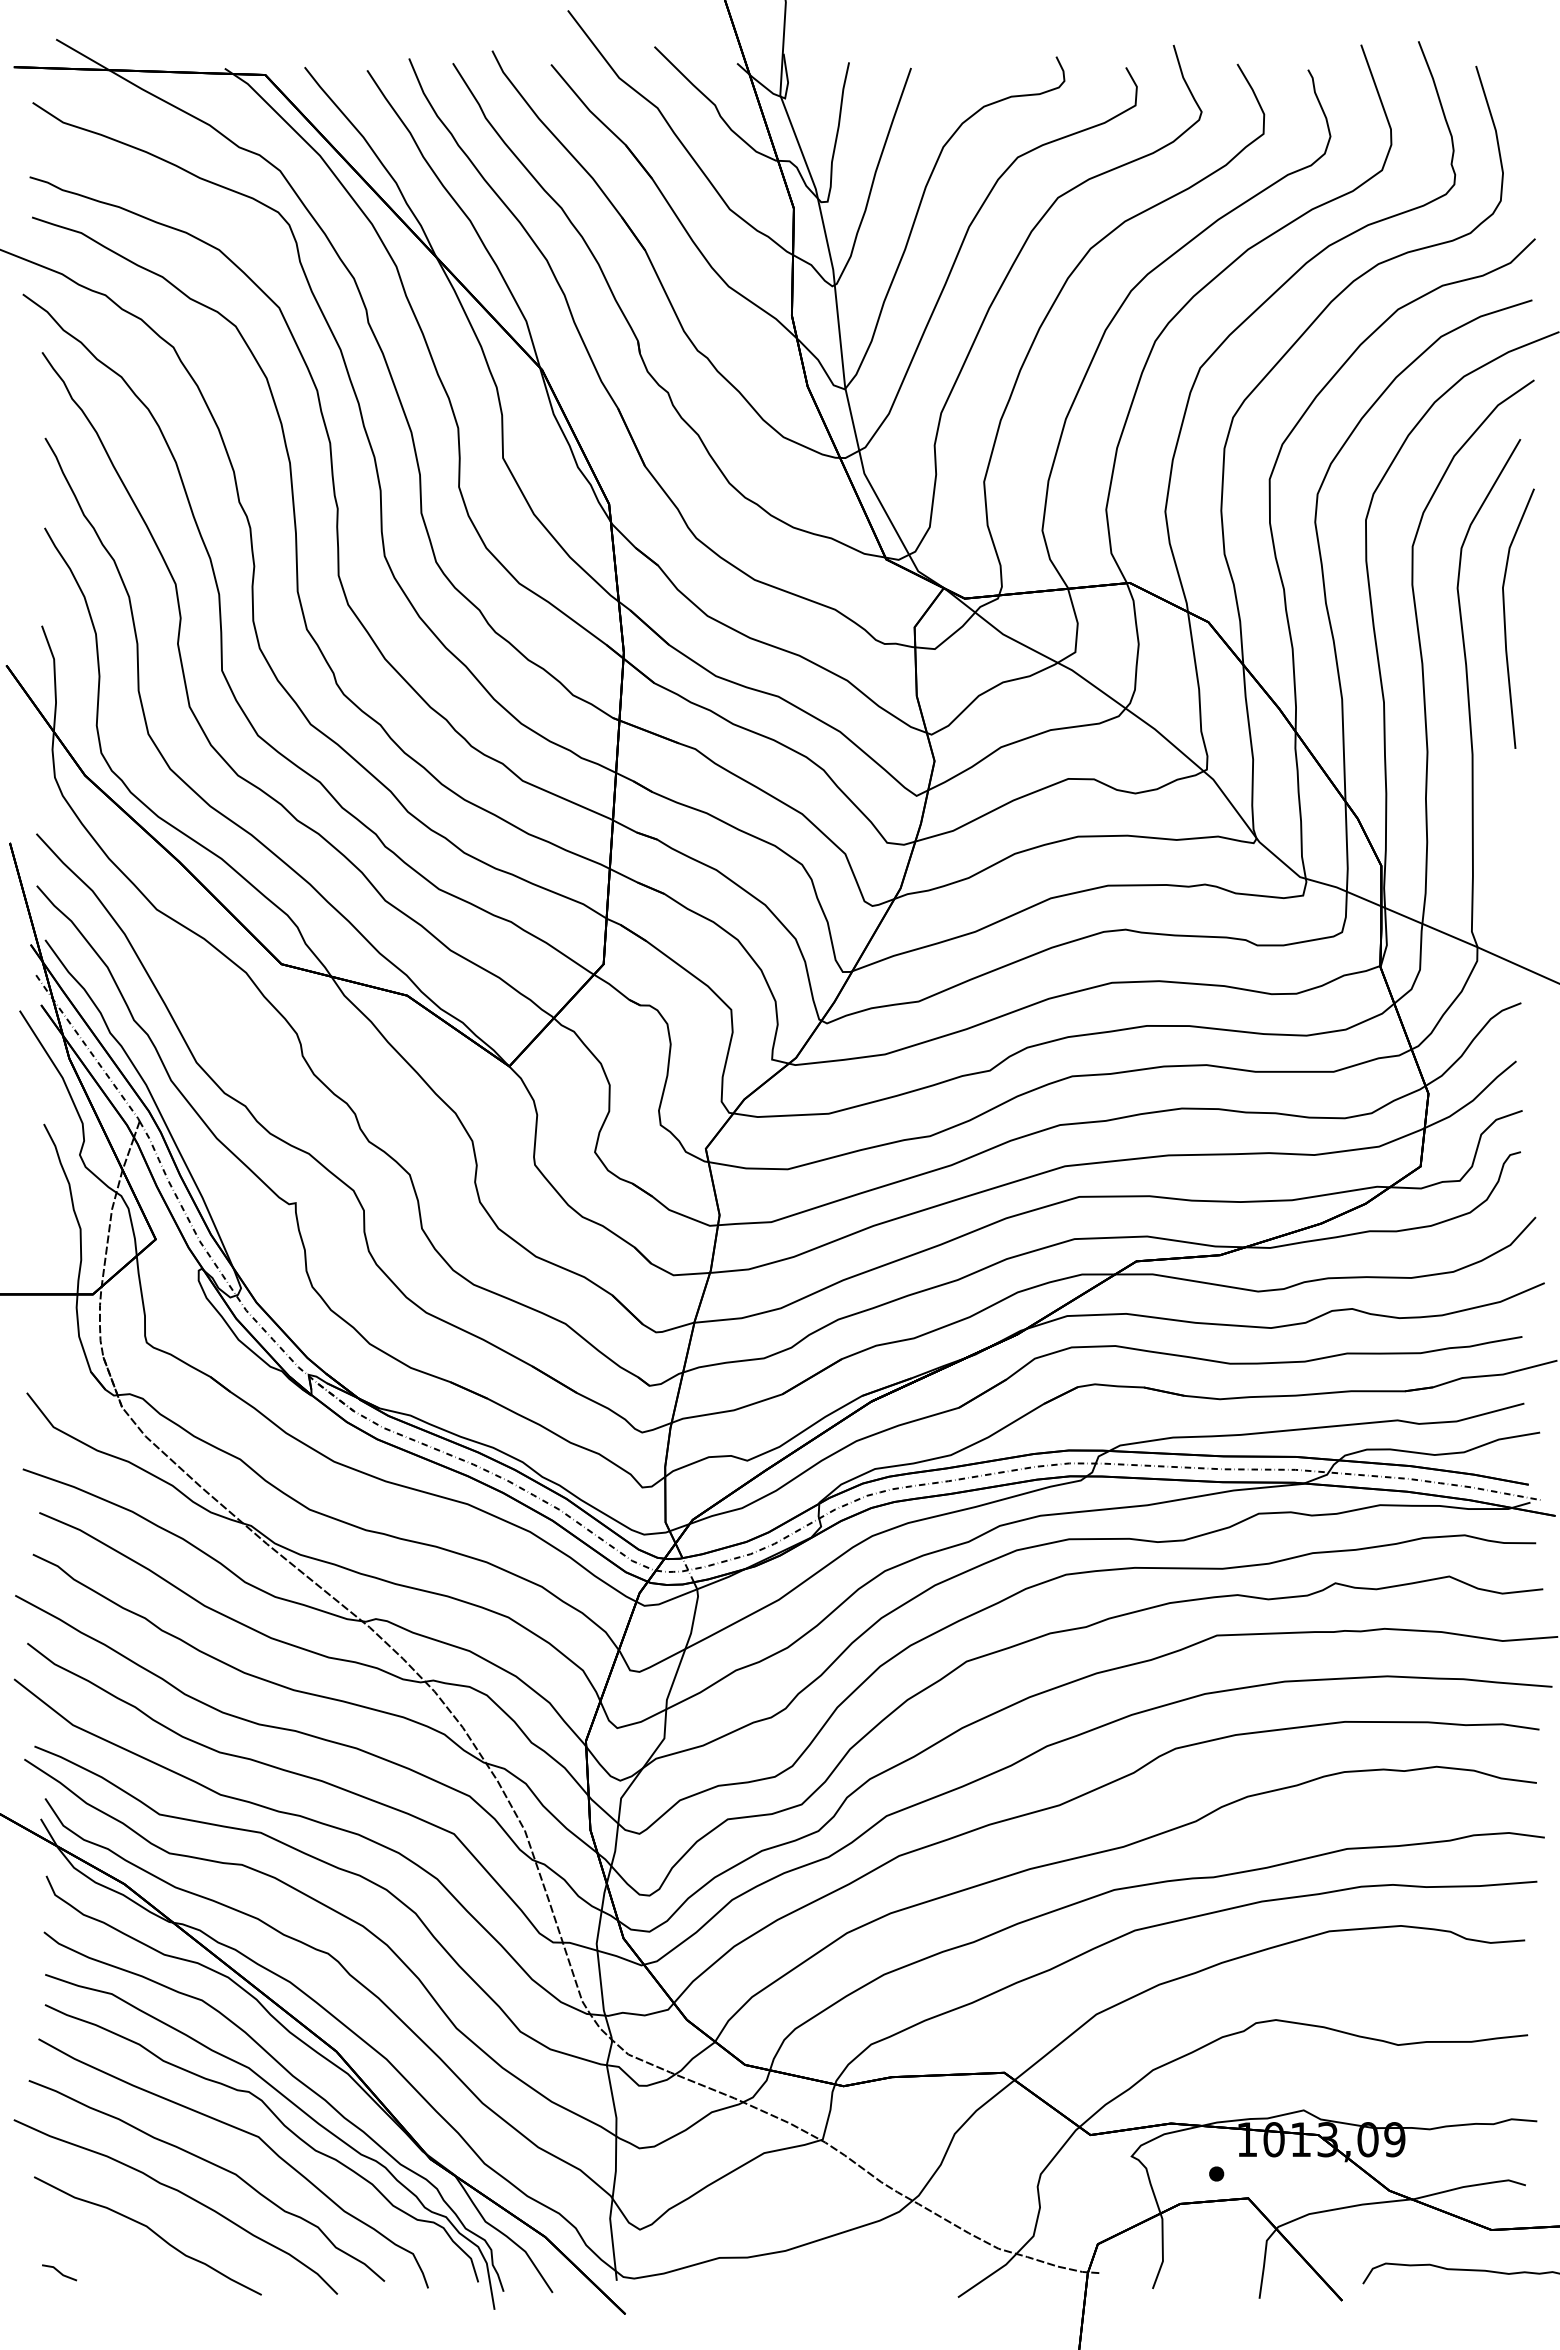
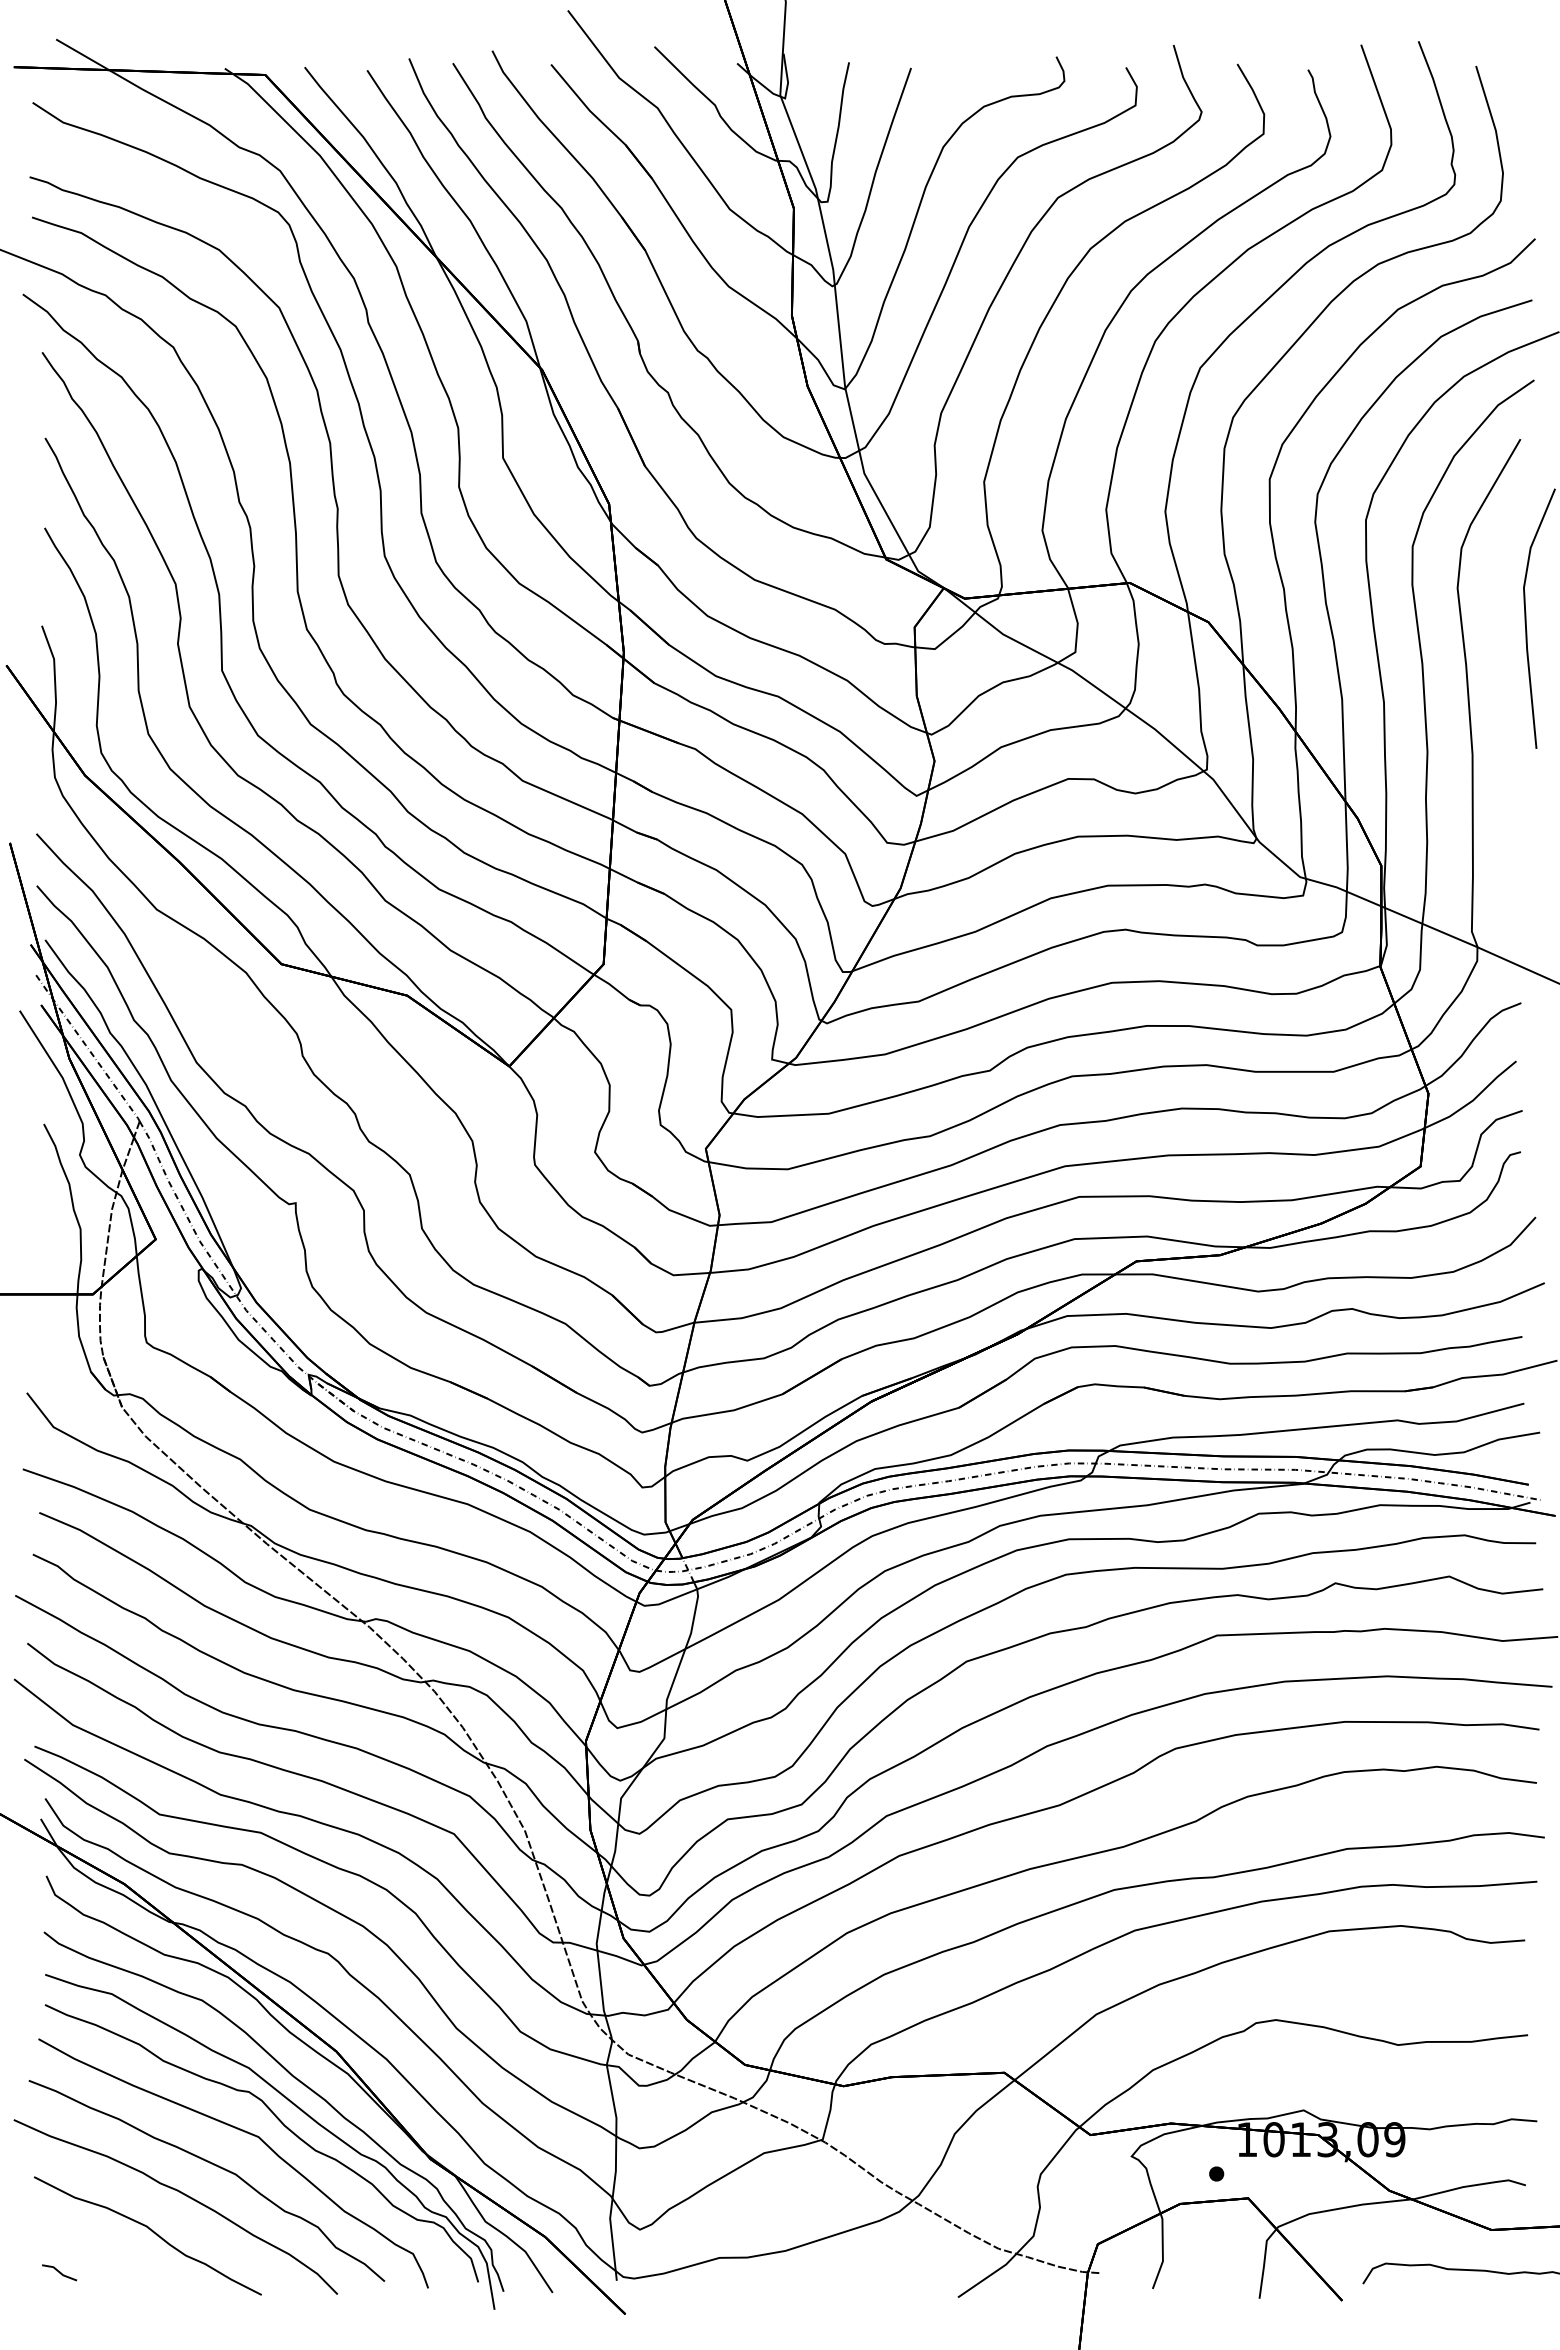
line position: (1505, 618) -> (1526, 618) (1526, 618)
